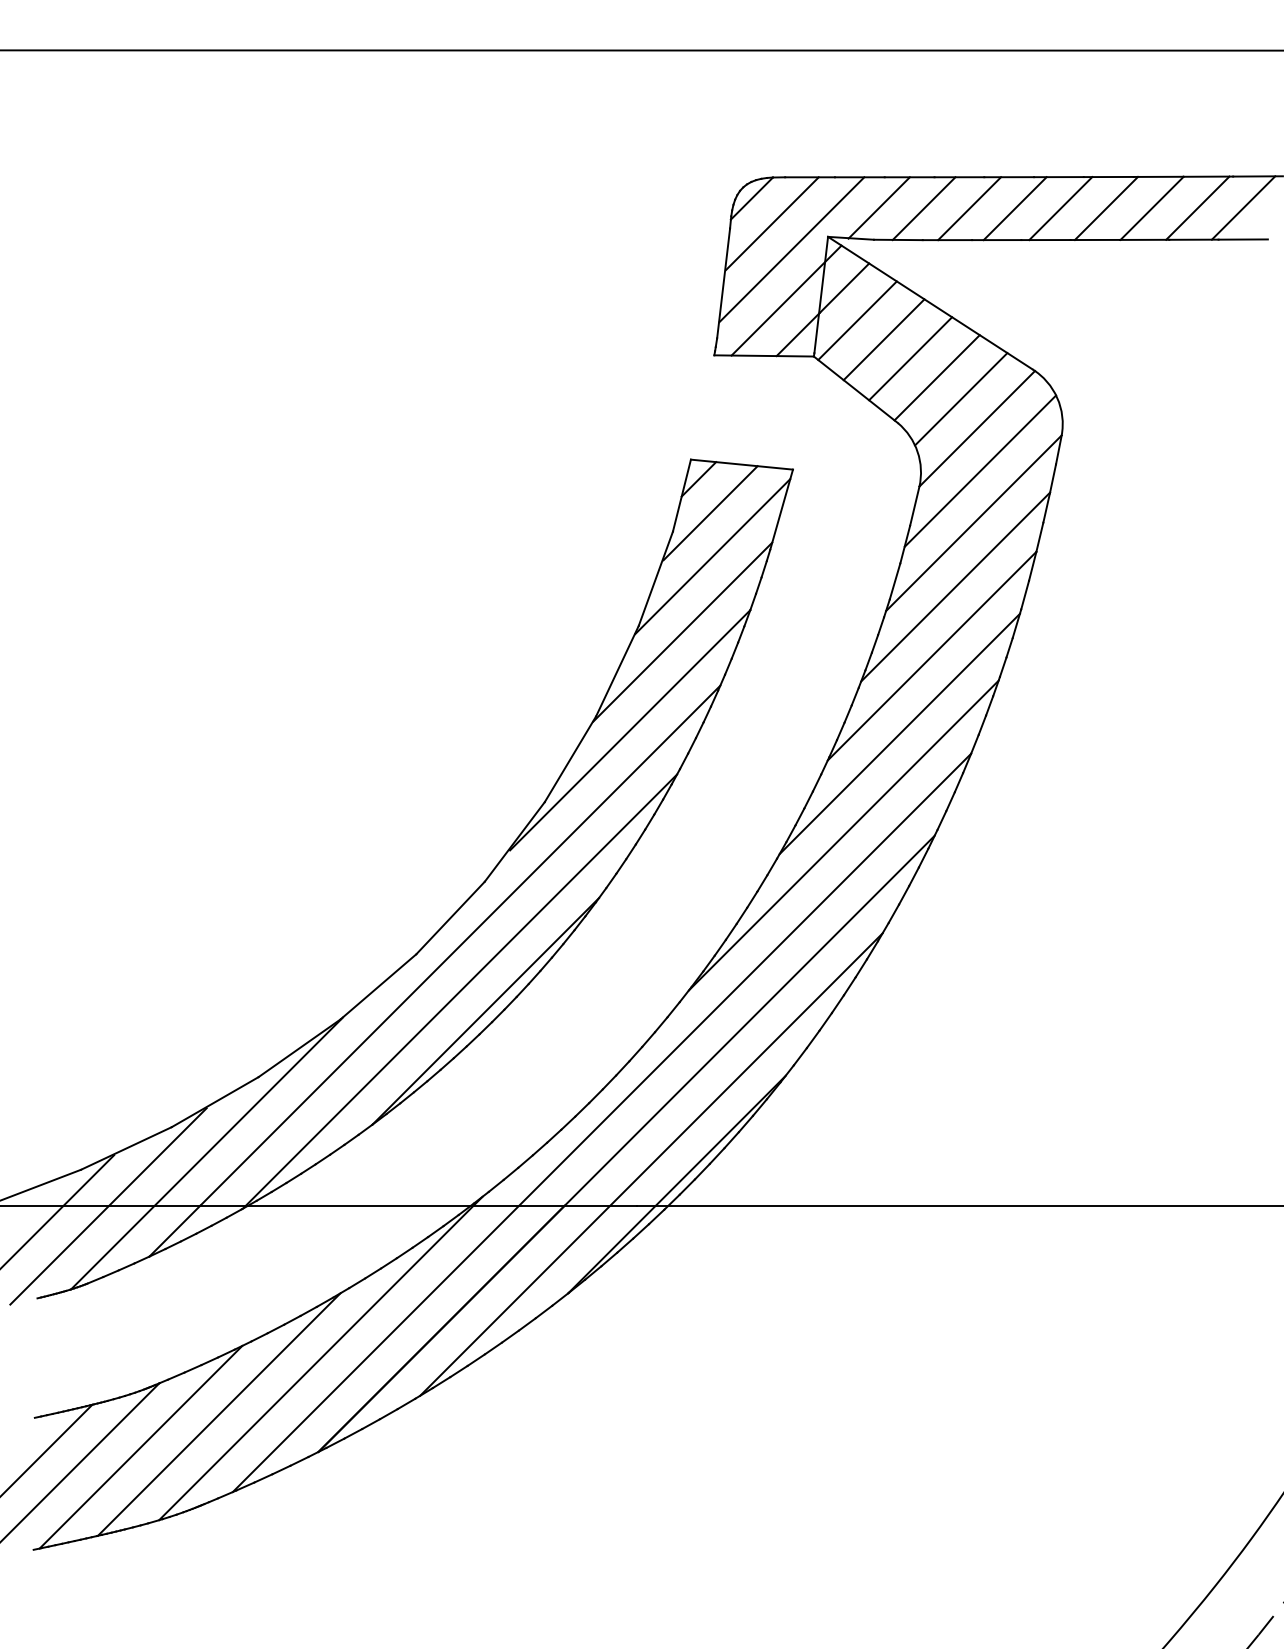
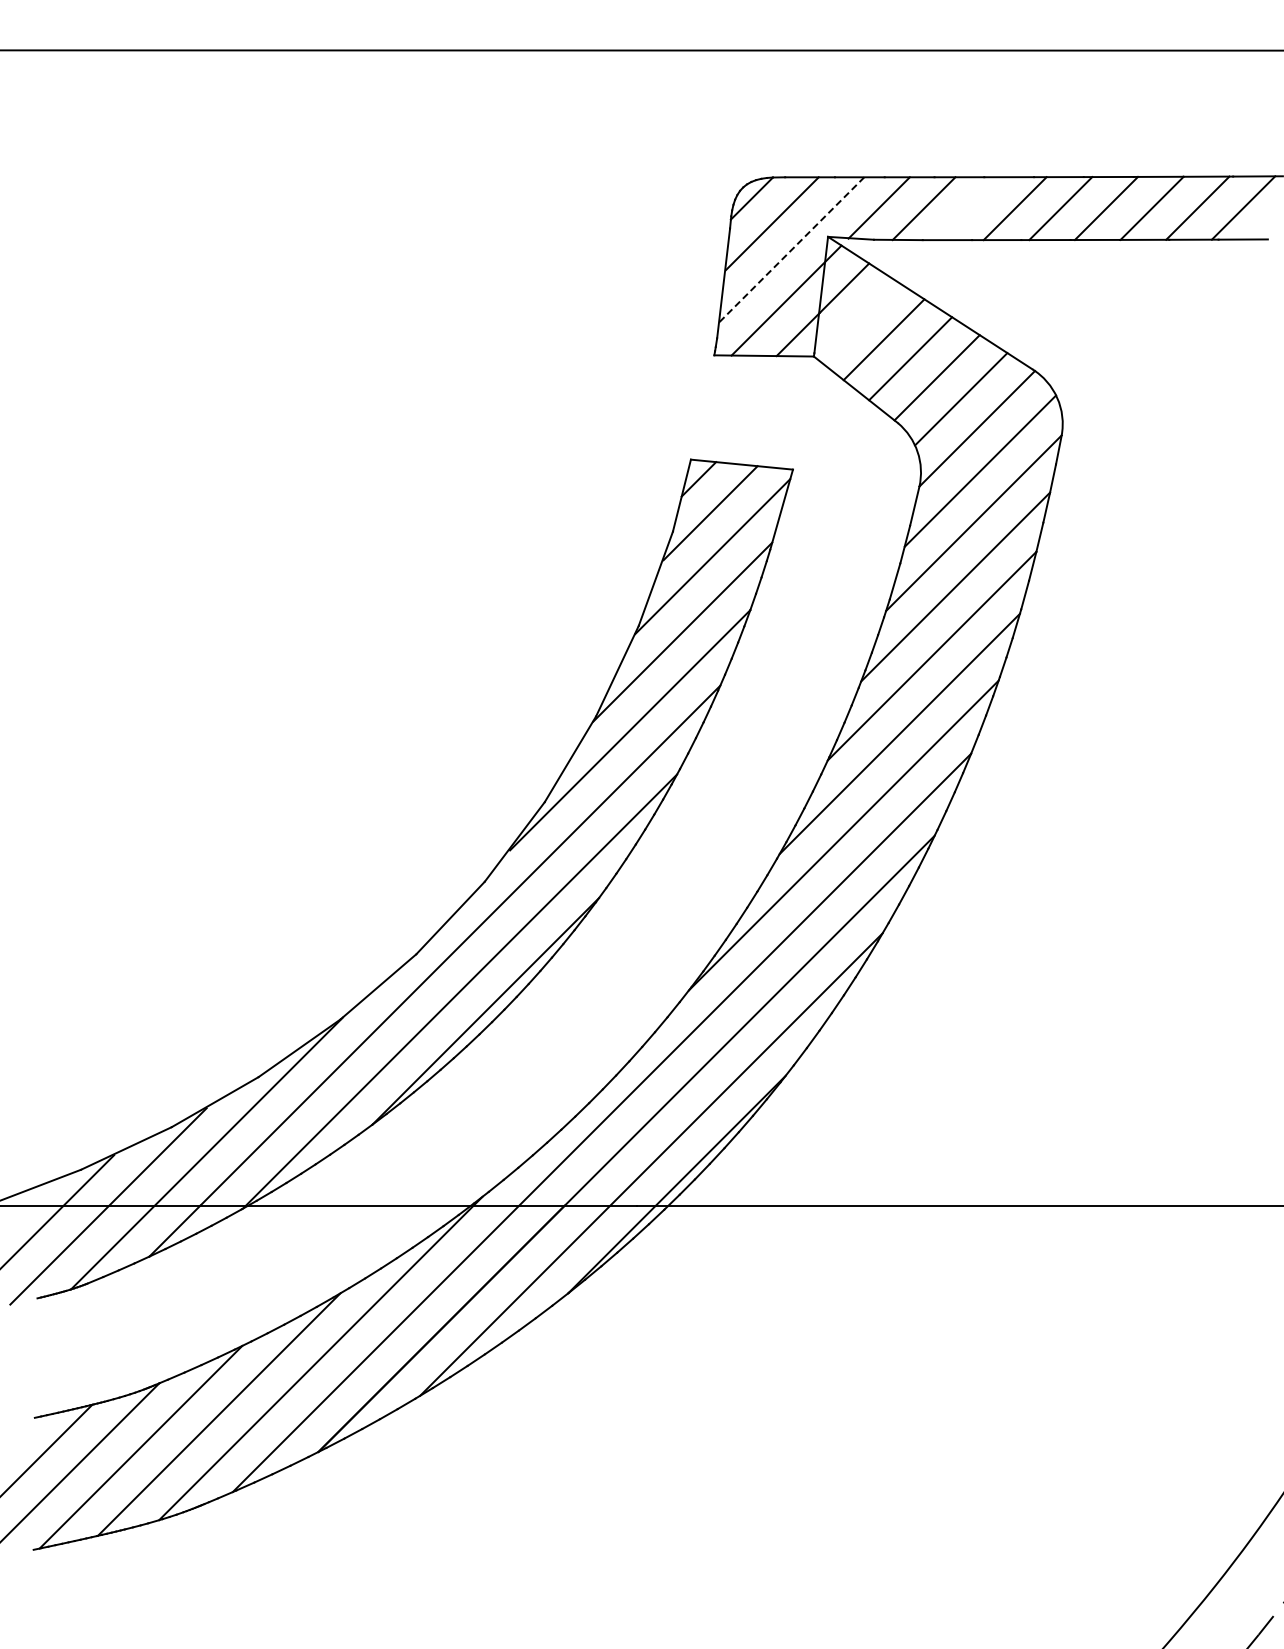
line: present -> none (969, 208)
line: solid -> dashed (792, 249)
line: present -> none (857, 320)
